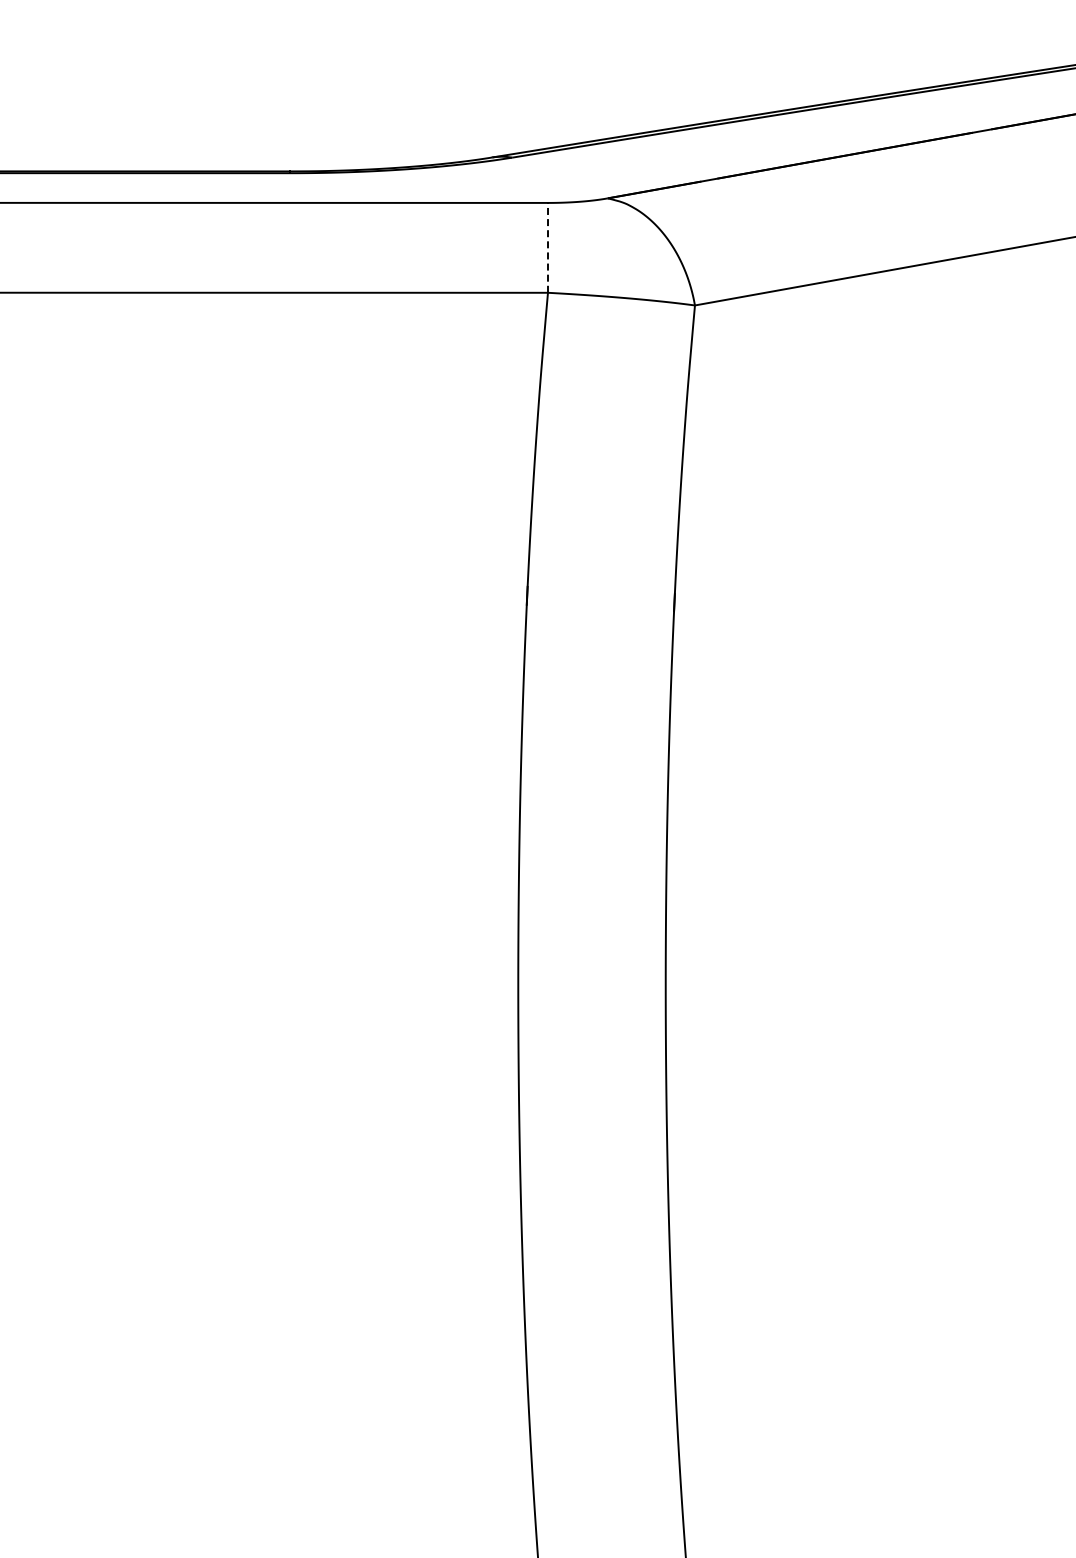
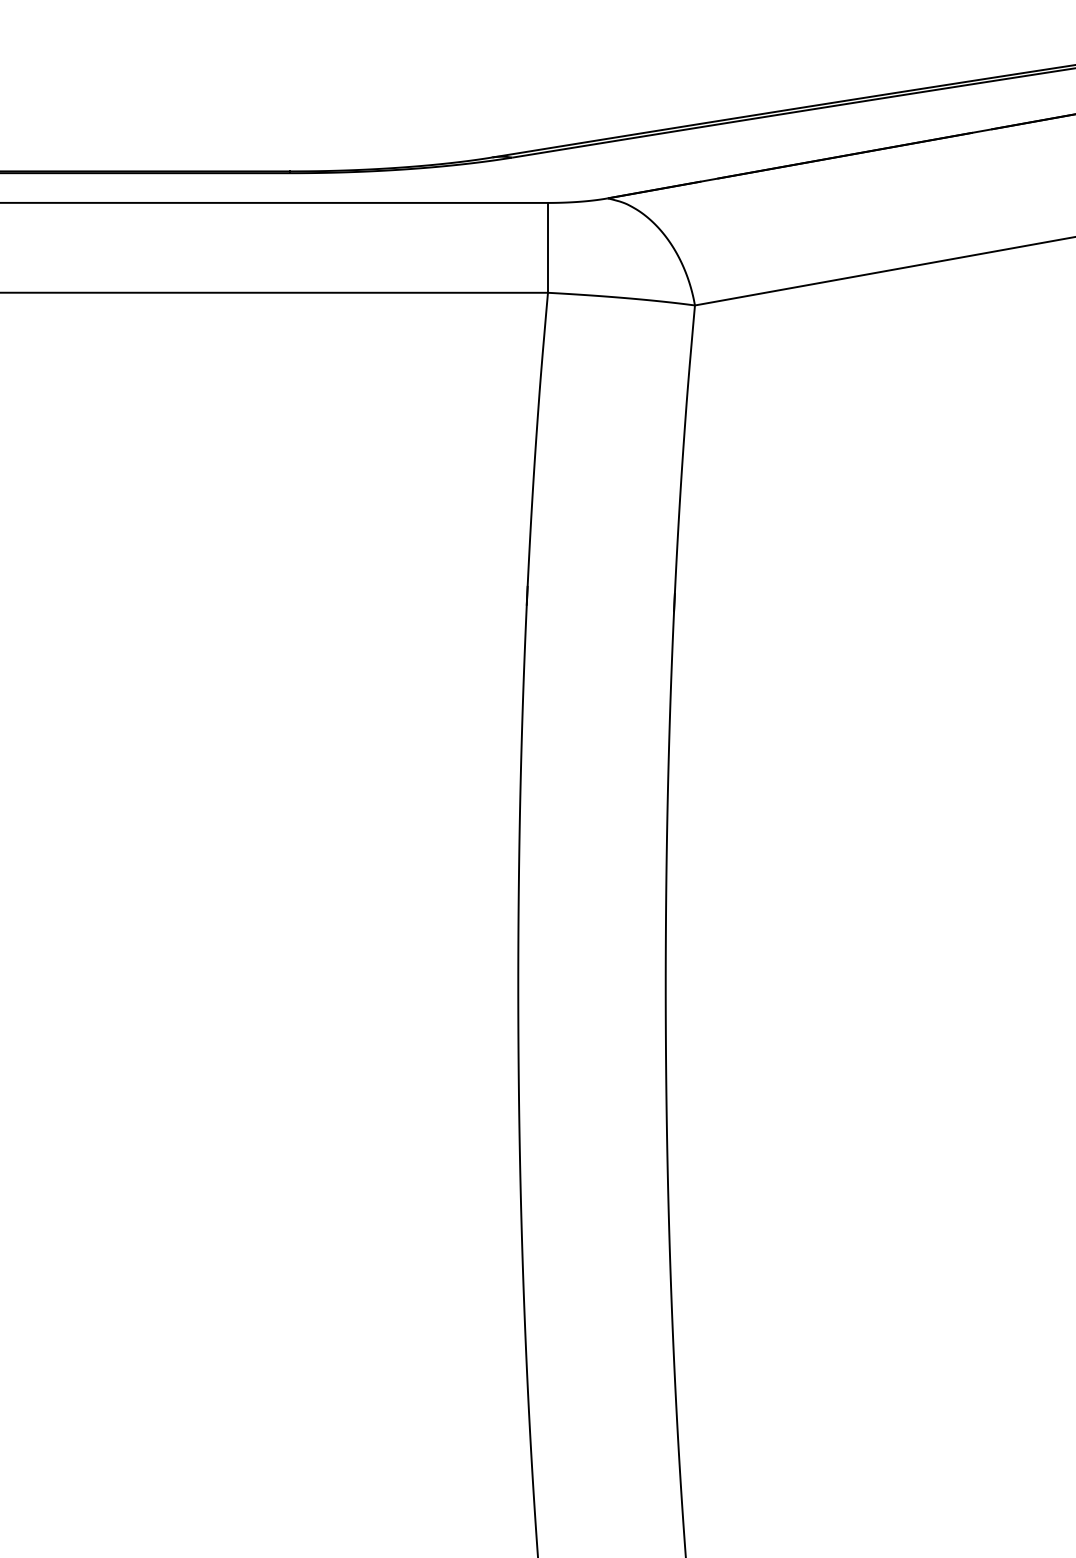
line: dashed -> solid (548, 247)
